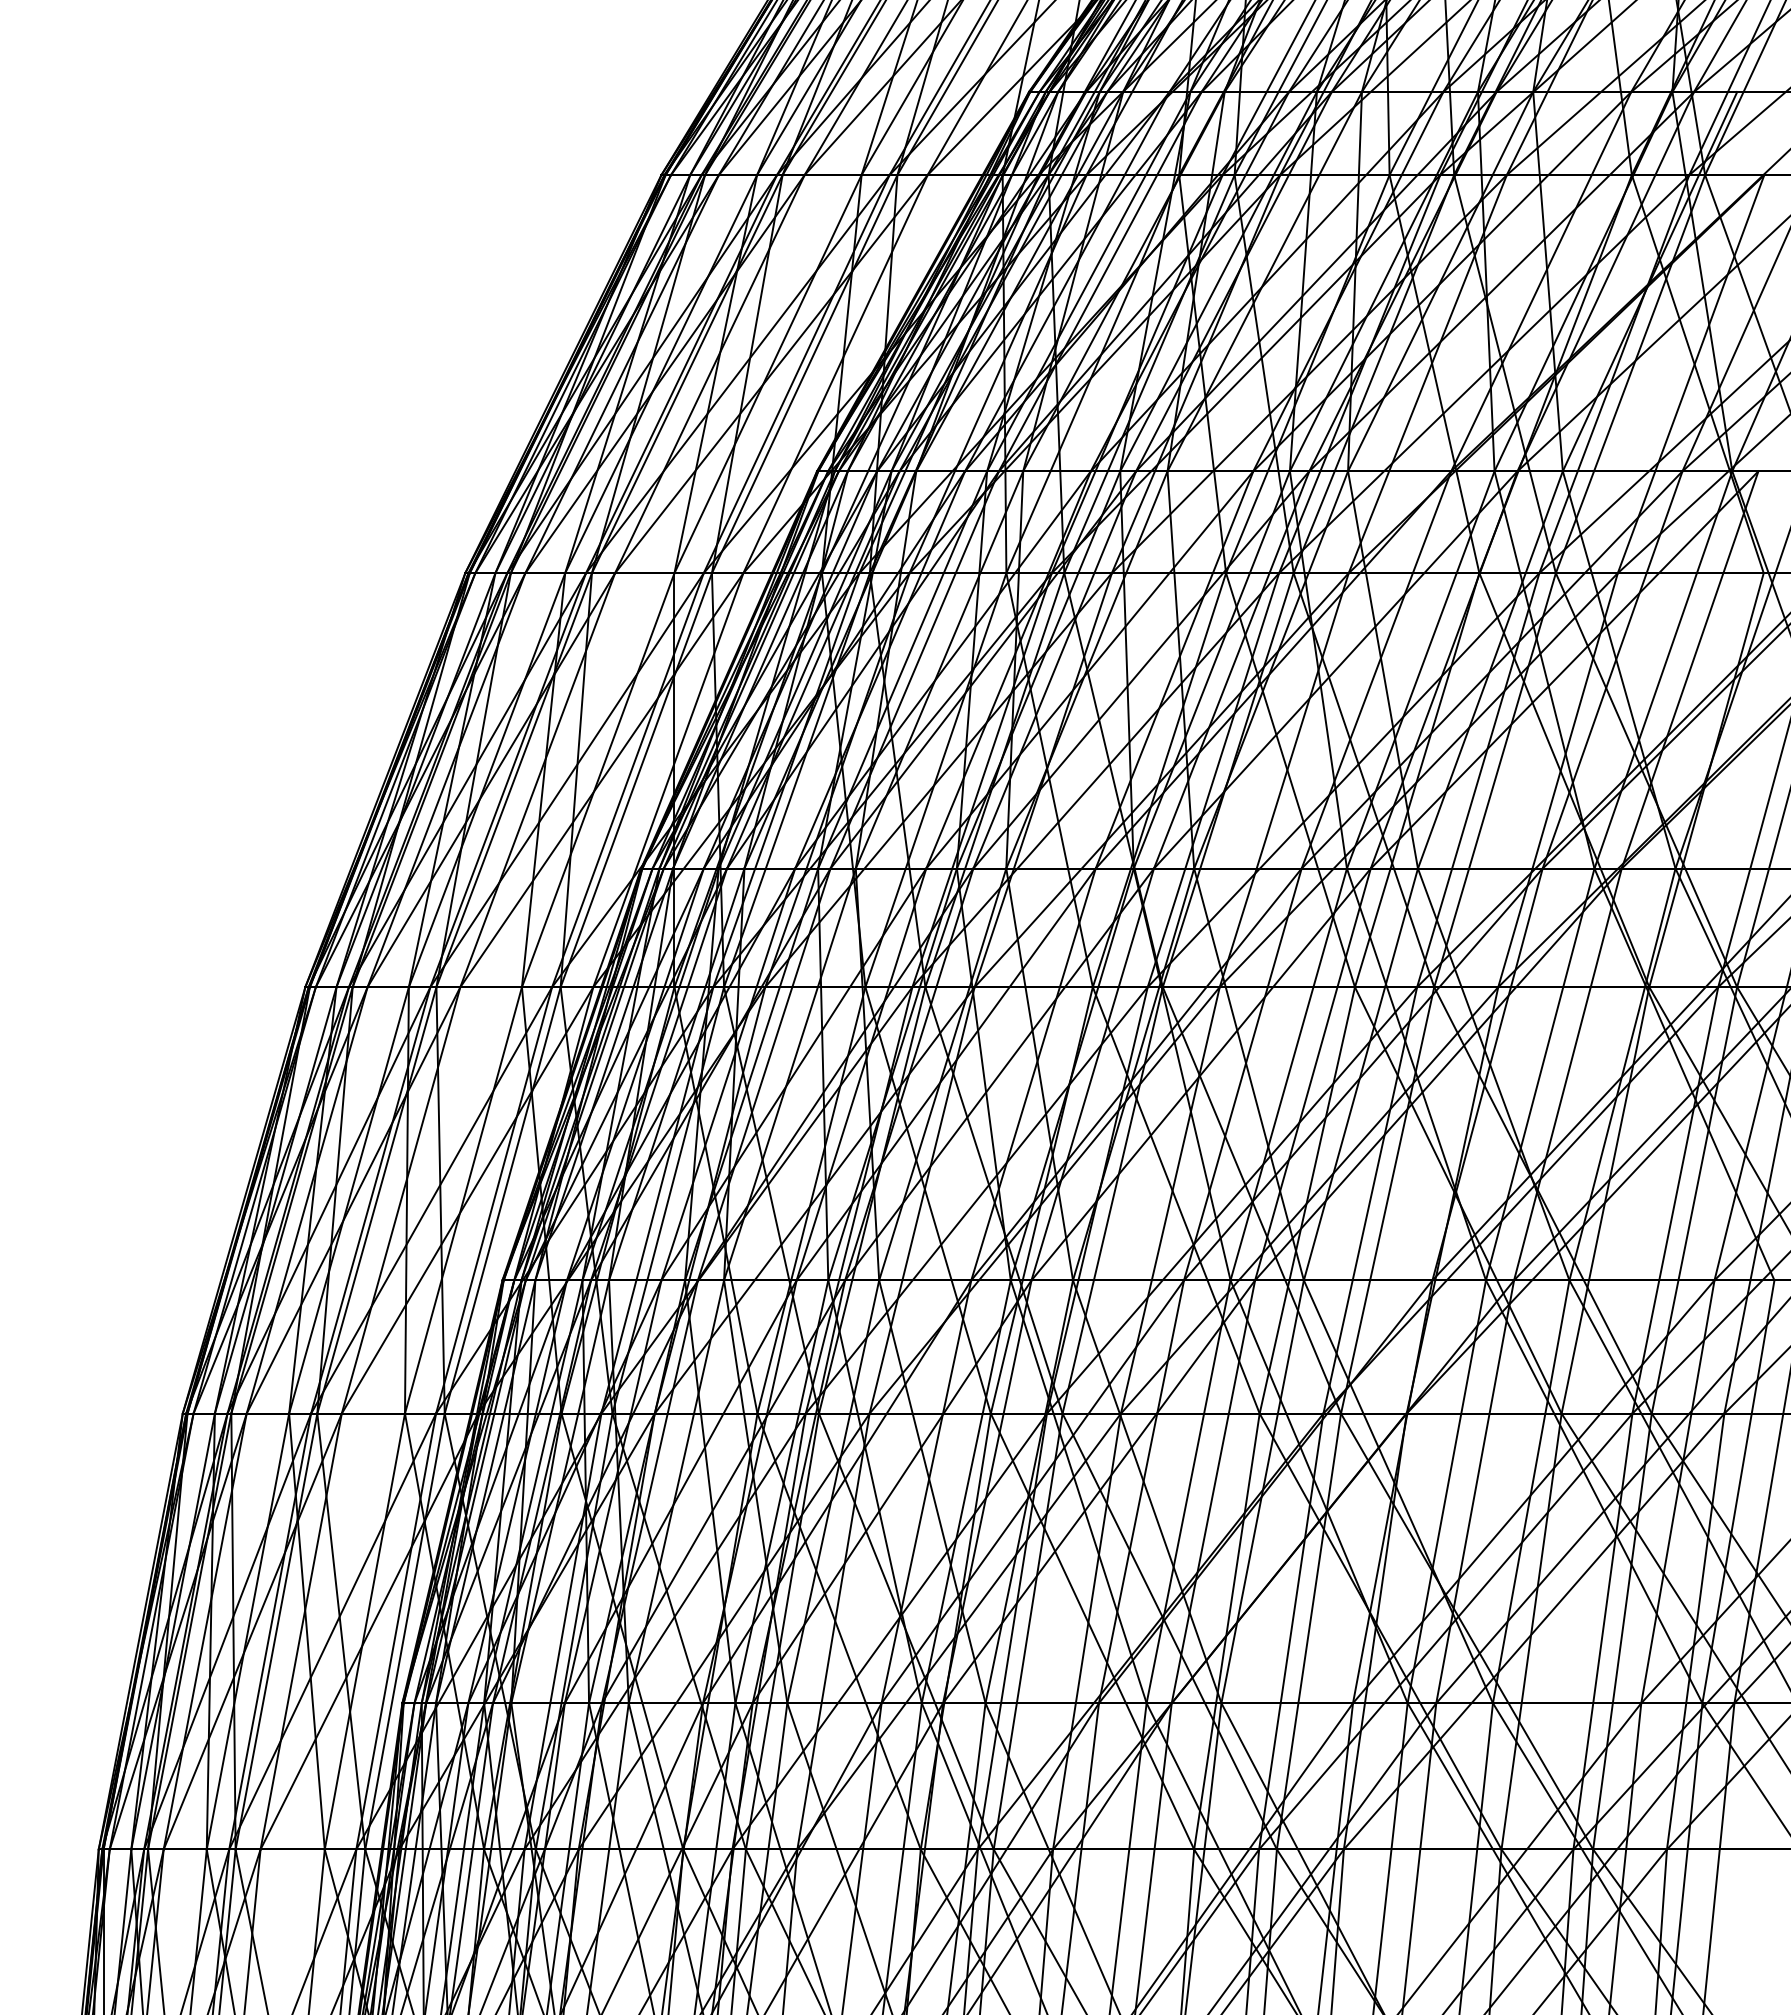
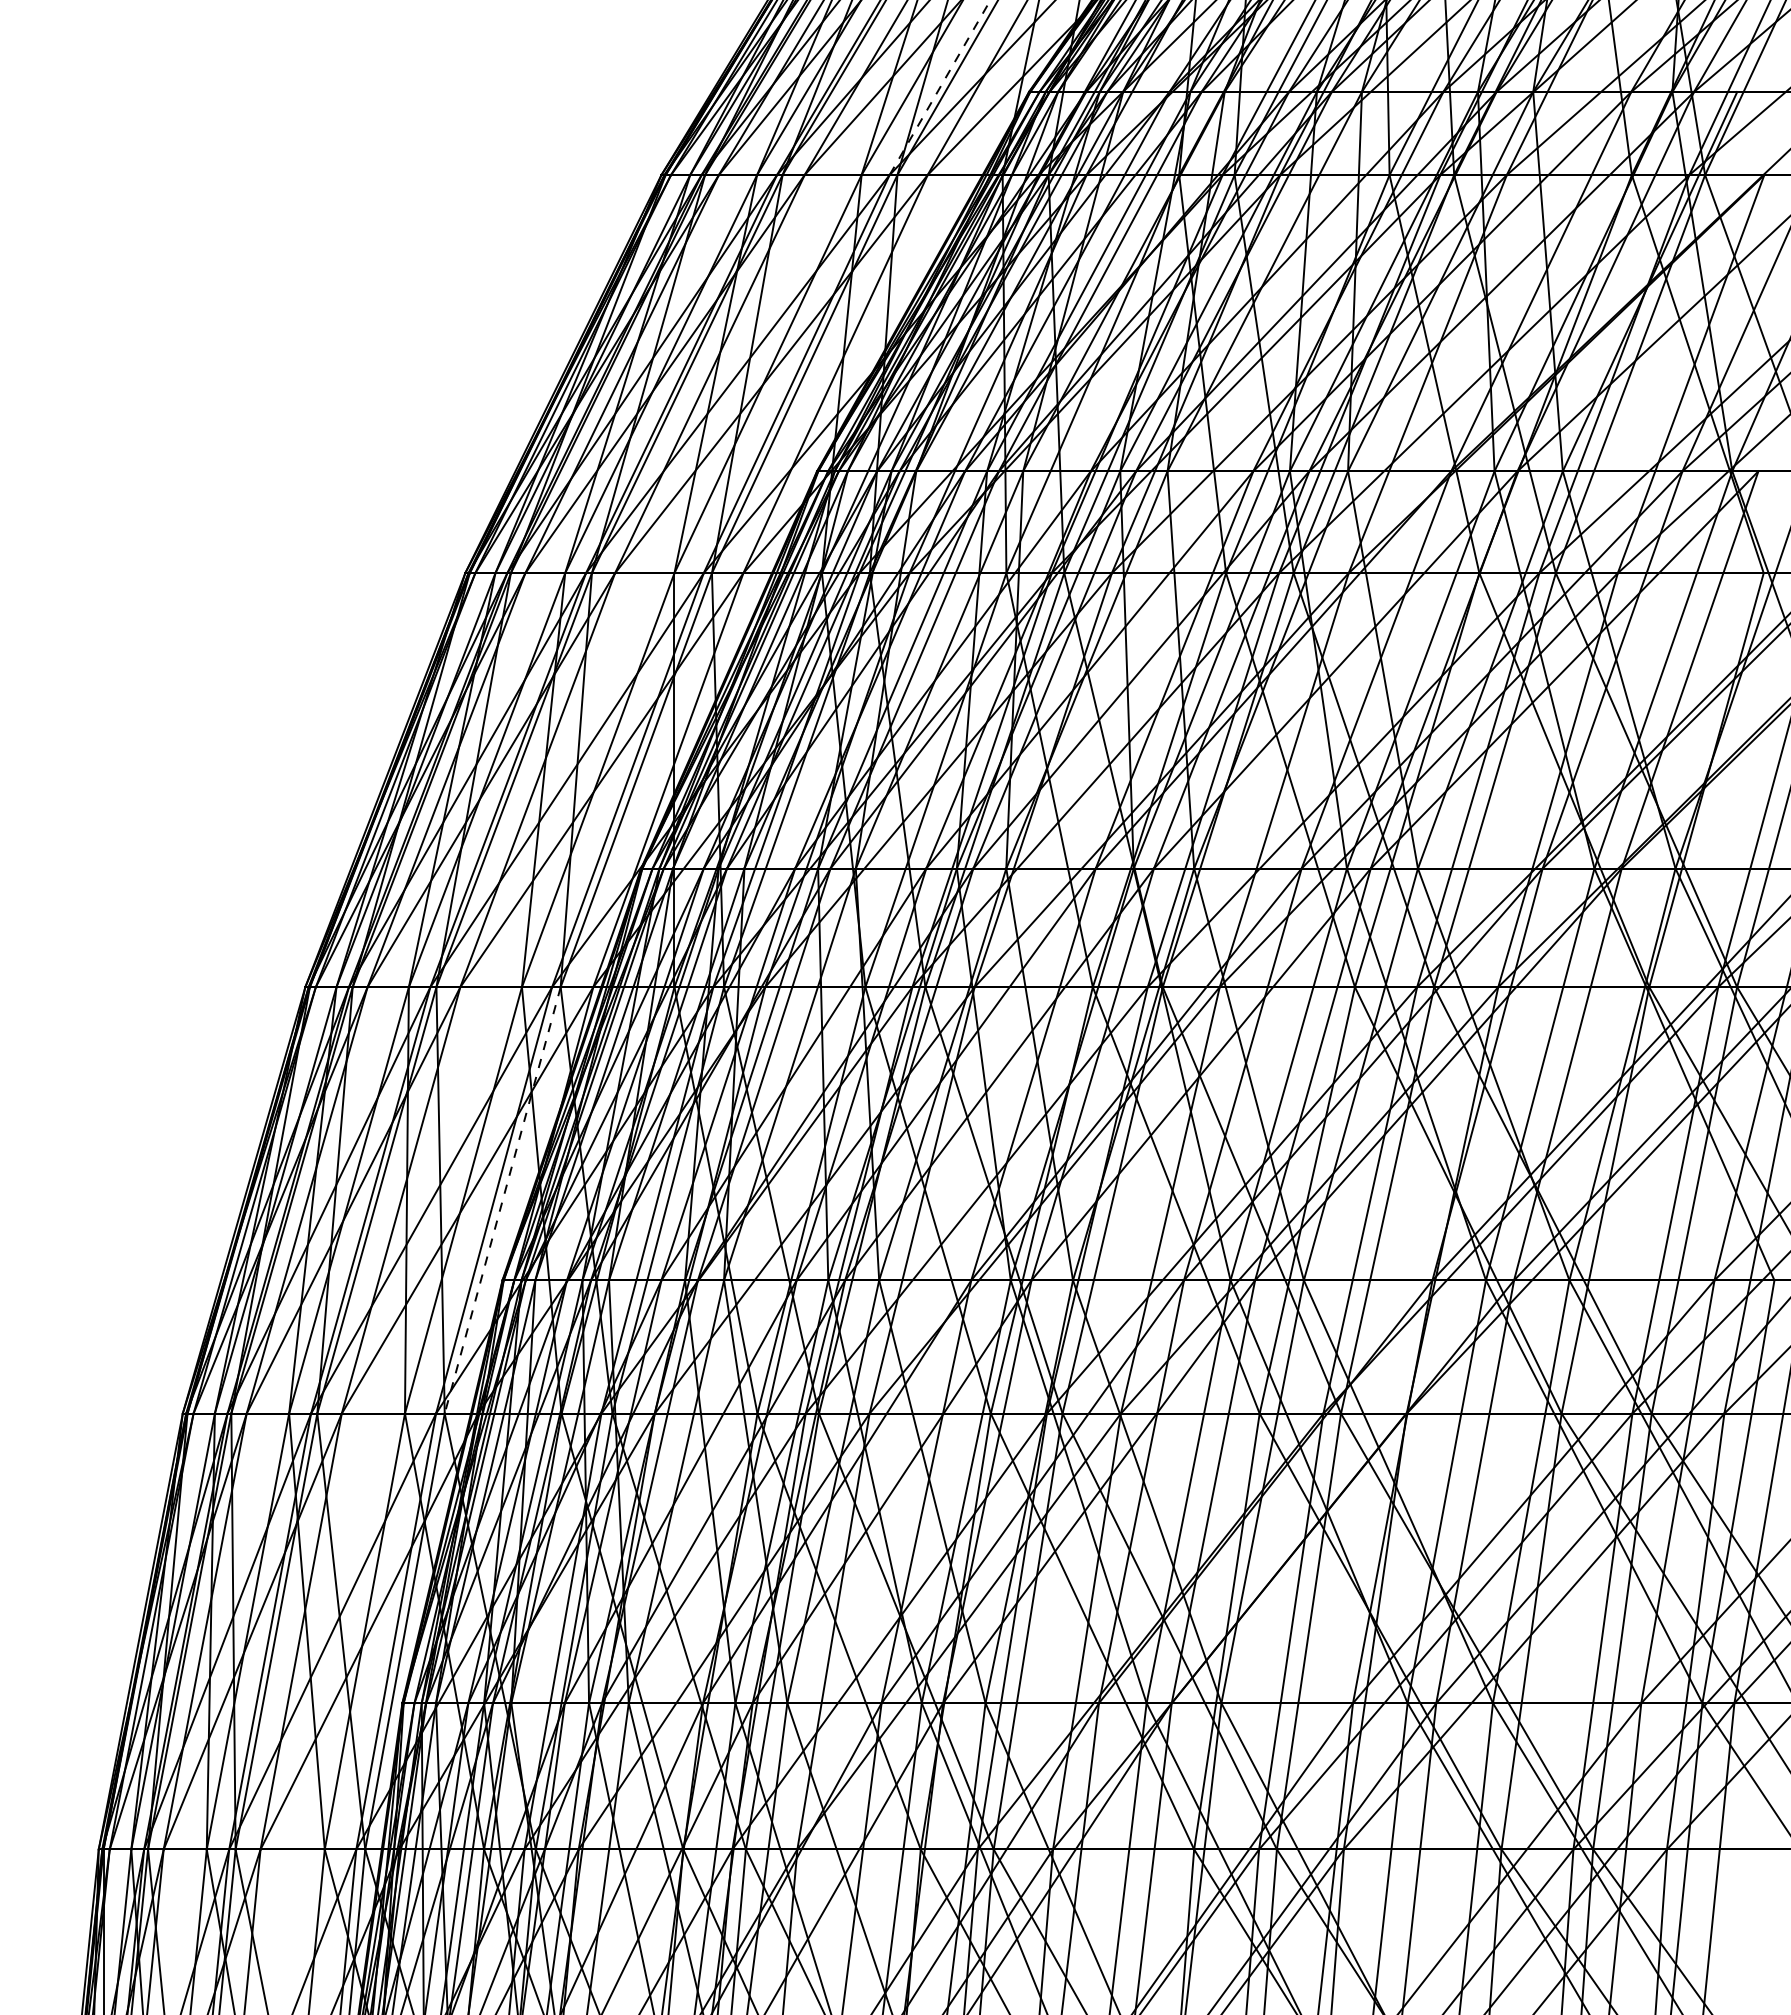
line: solid -> dashed (940, 87)
line: solid -> dashed (502, 1200)
